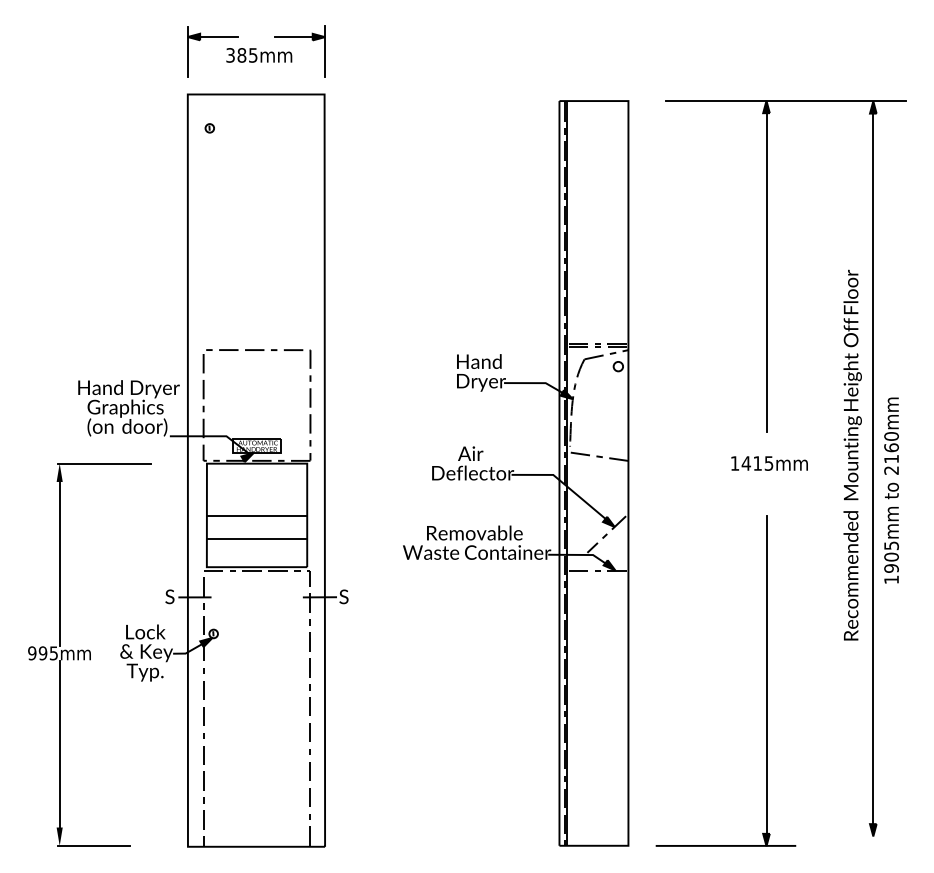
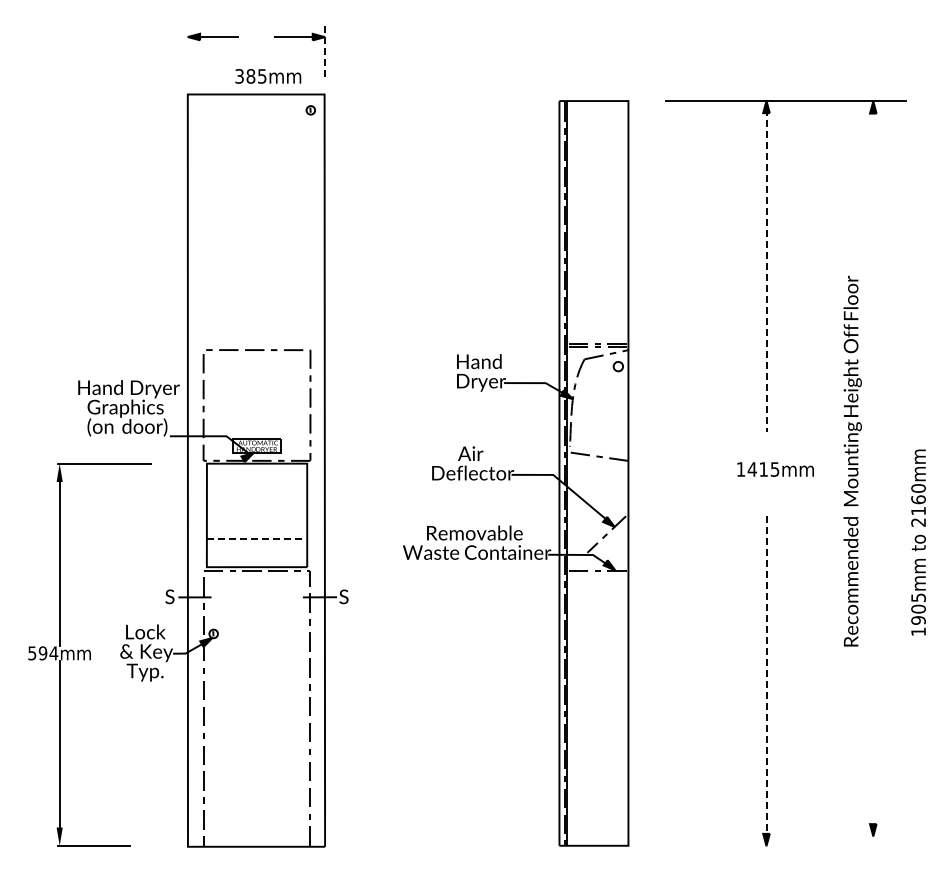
line: present -> none (188, 51)
line: solid -> dashed (325, 52)
text position: (259, 55) -> (268, 76) (268, 76)
part position: (209, 128) -> (310, 110) (310, 110)
line: solid -> dashed (766, 270)
text position: (852, 454) -> (852, 460) (852, 460)
text position: (769, 463) -> (775, 469) (775, 469)
line: present -> none (873, 466)
text position: (891, 490) -> (918, 542) (918, 542)
line: present -> none (256, 516)
line: solid -> dashed (256, 538)
text: 995mm -> 594mm (43, 653)
line: solid -> dashed (766, 676)
line: present -> none (725, 845)
